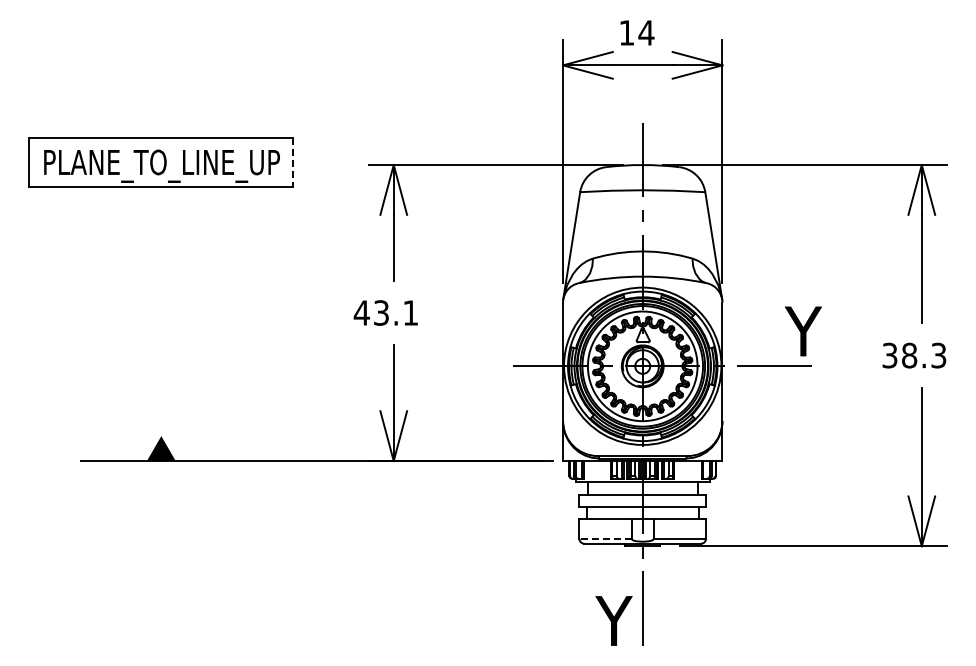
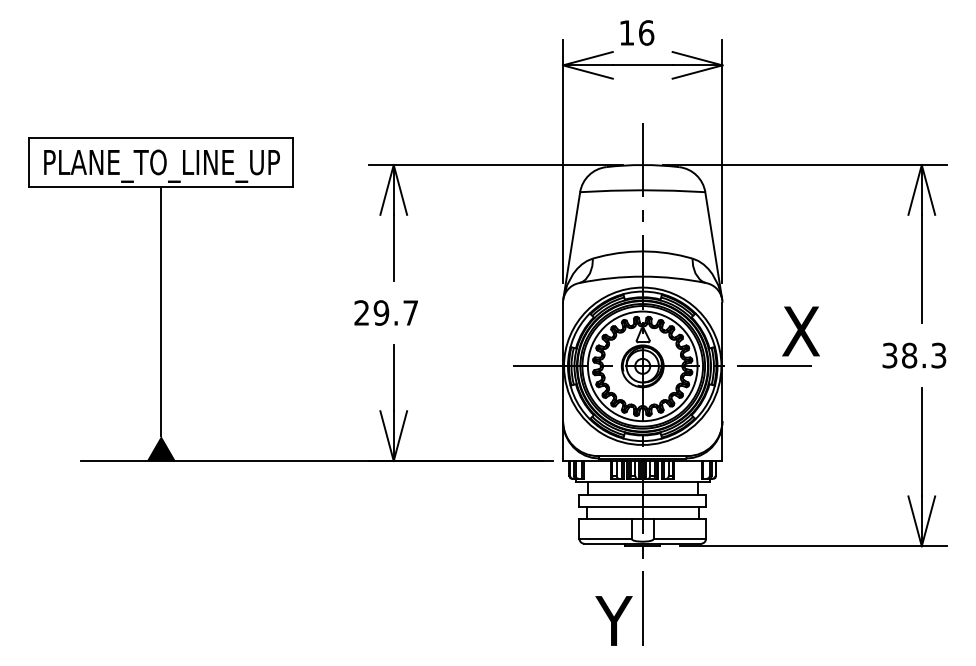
text: 14 -> 16 (646, 32)
line: dashed -> solid (293, 162)
line: none -> present (161, 311)
text: 43.1 -> 29.7 (385, 312)
text: Y -> X (802, 331)
line: dashed -> solid (605, 538)
